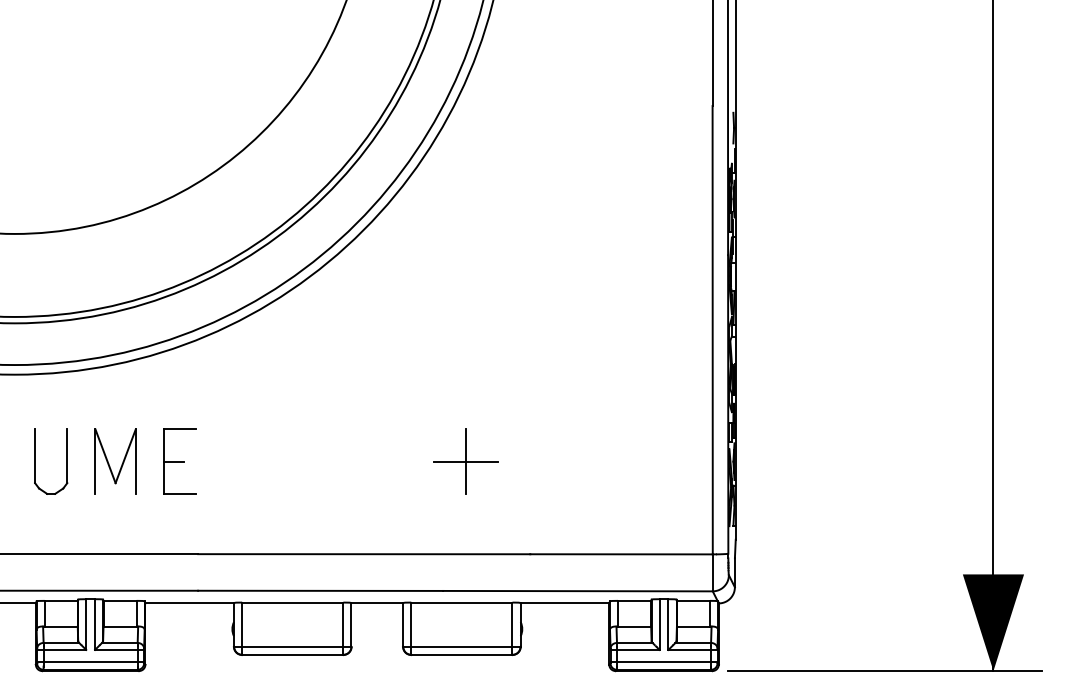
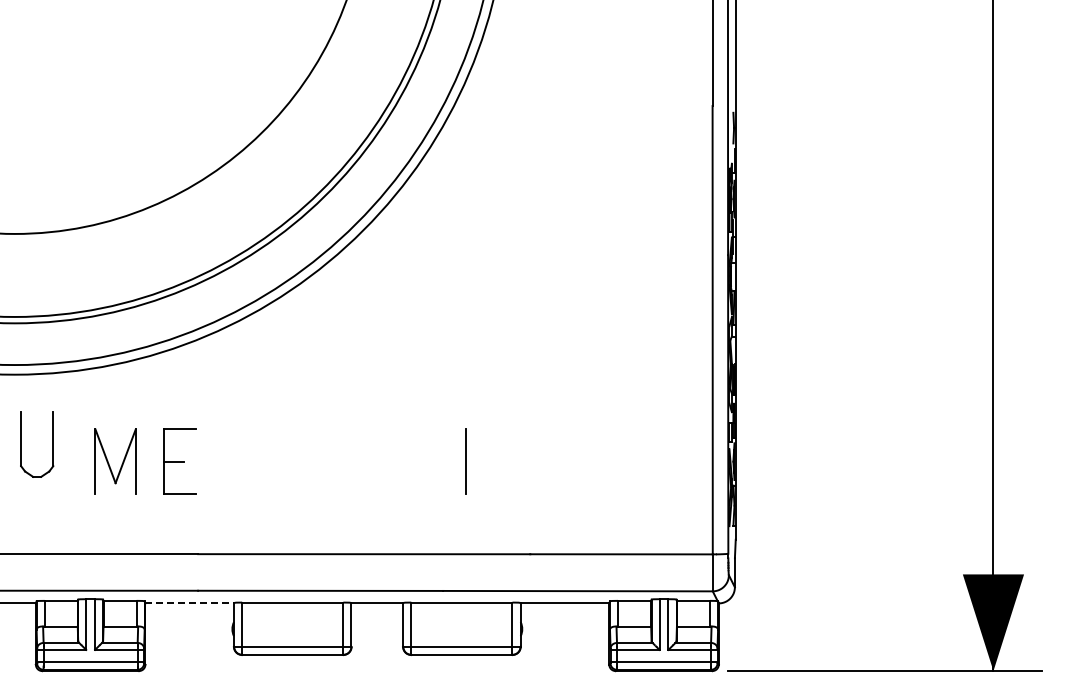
part position: (66, 461) -> (52, 444) (52, 444)
line: present -> none (465, 461)
line: solid -> dashed (190, 603)
